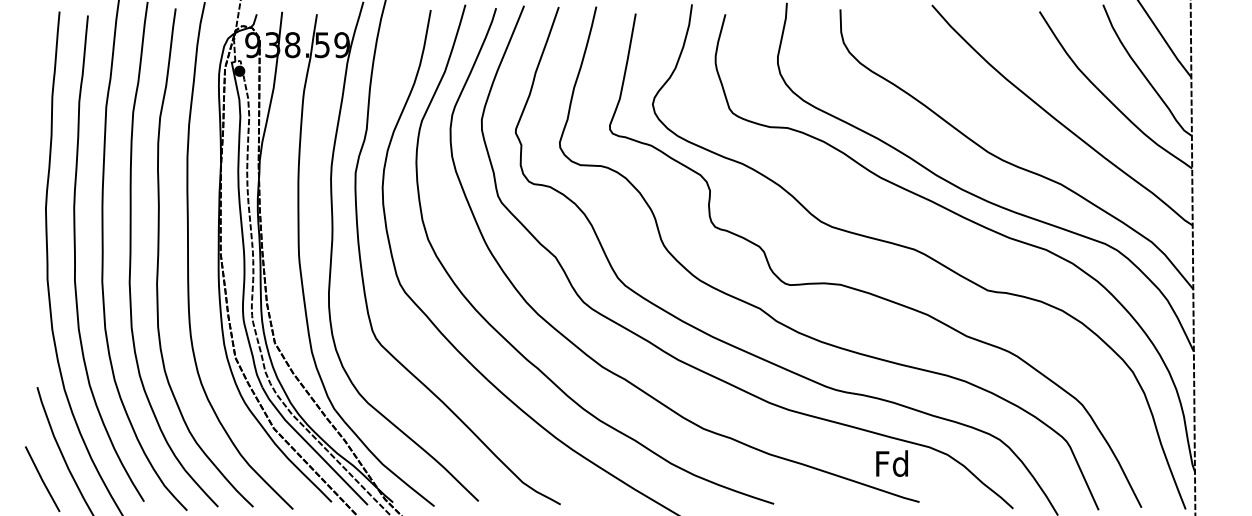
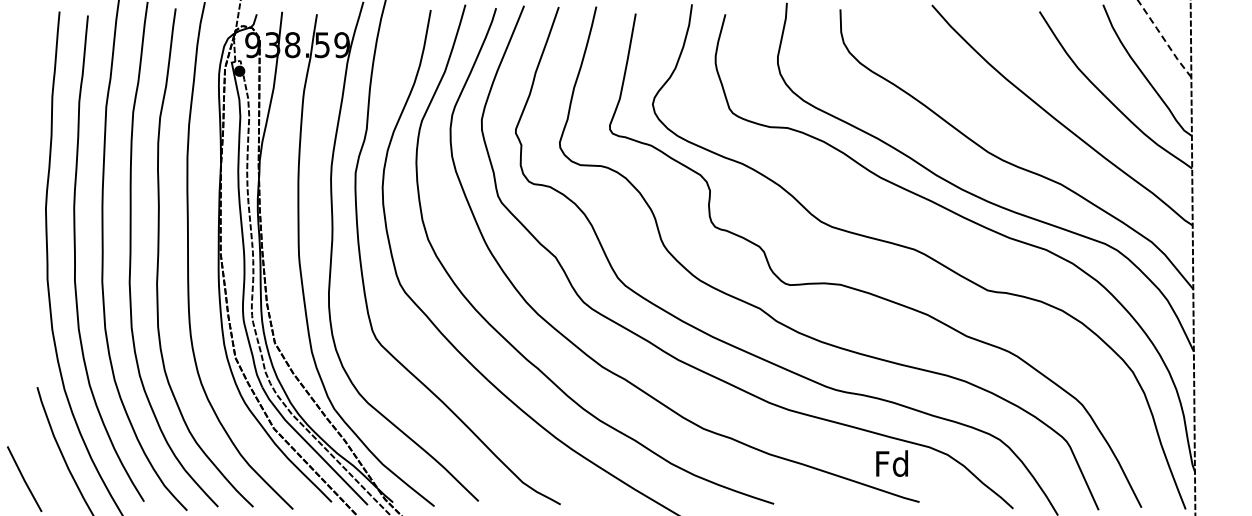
line: solid -> dashed (1164, 39)
line position: (42, 478) -> (24, 478) (24, 478)
